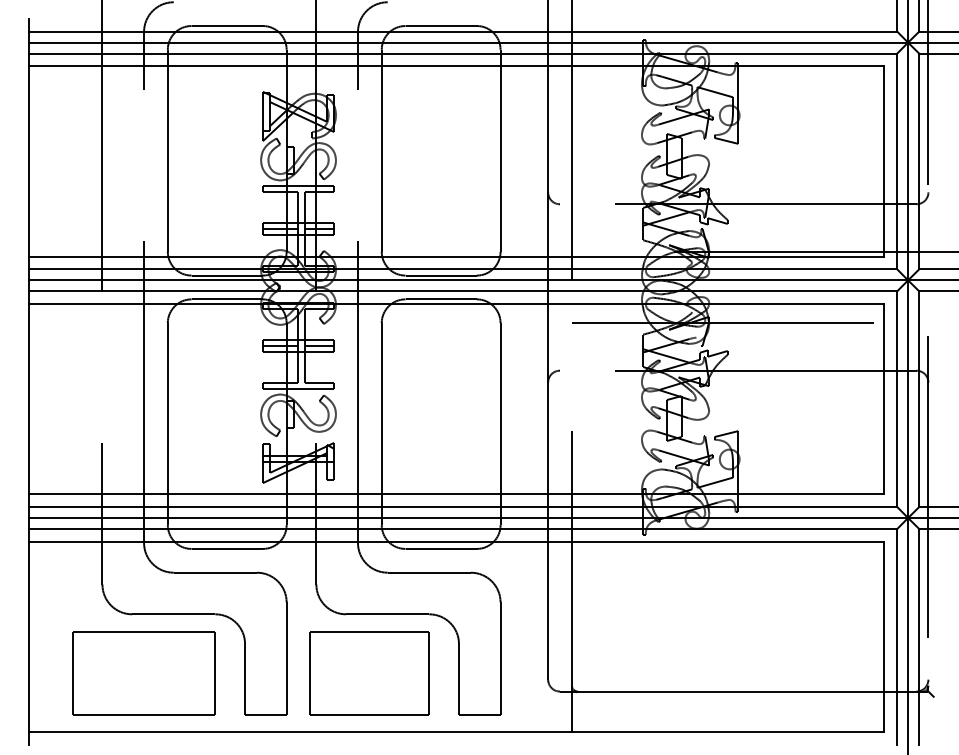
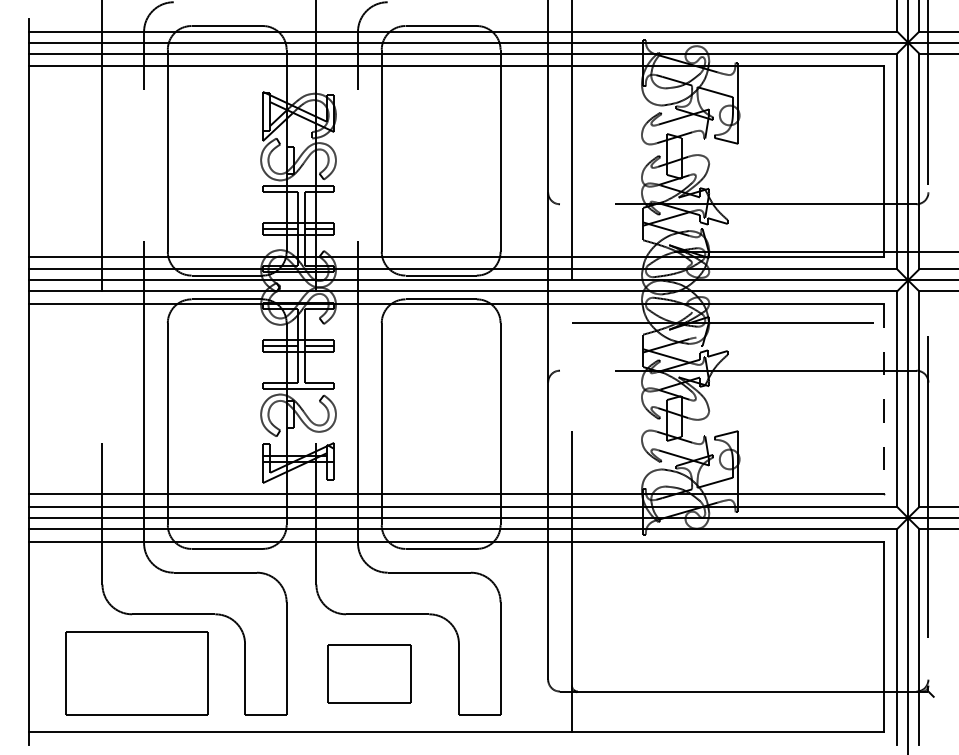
line: solid -> dashed (884, 399)
part position: (143, 673) -> (136, 673) (136, 673)
part size: 121x85 px -> 85x60 px (369, 673)
